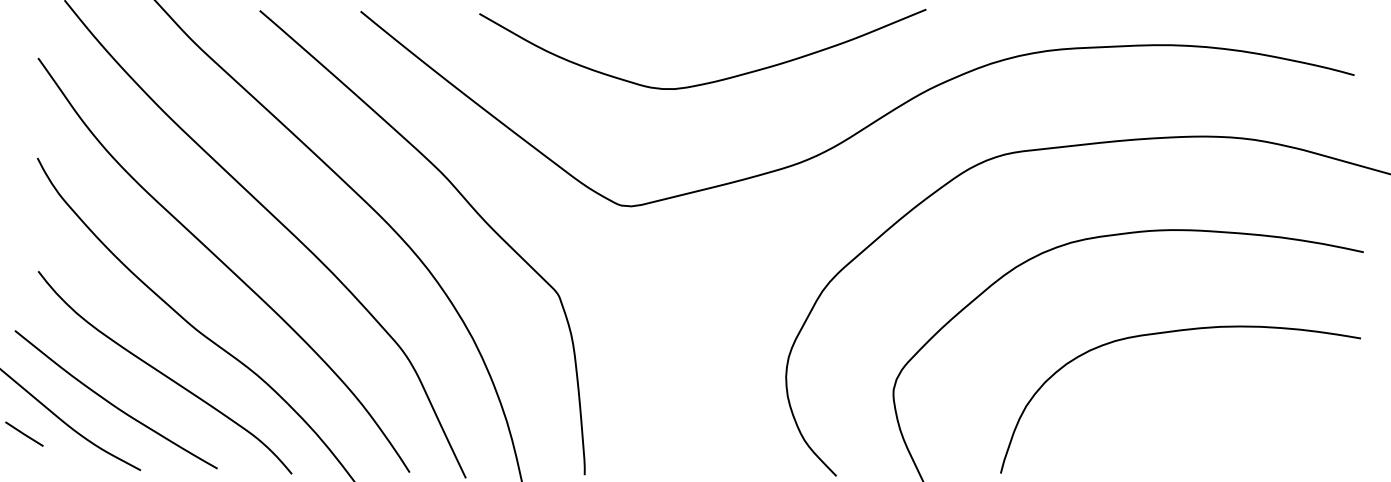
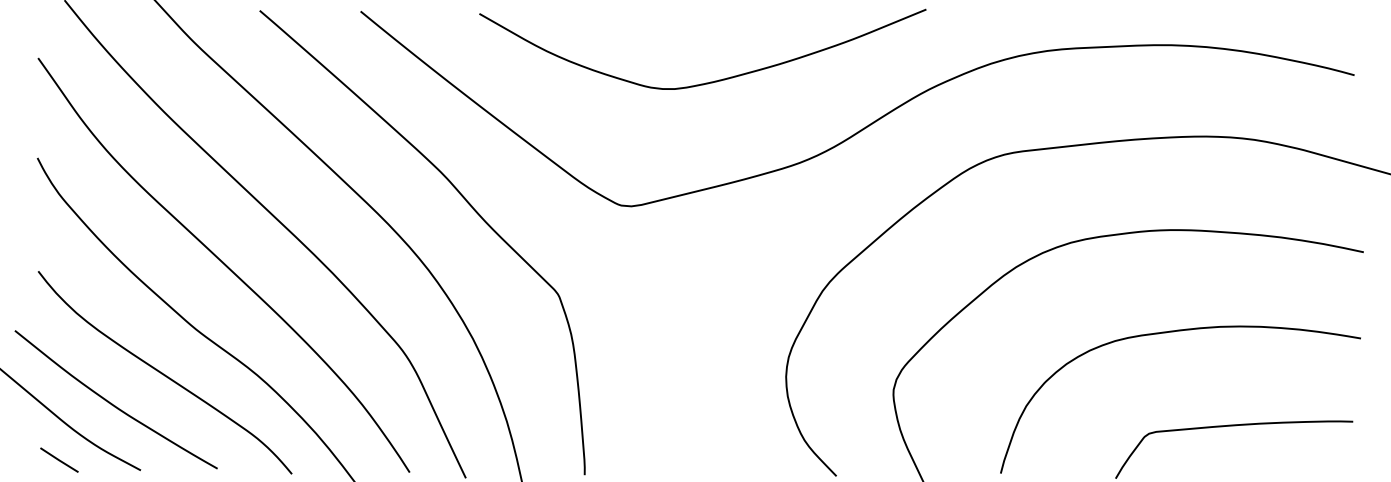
curve: none -> present (1234, 426)
line position: (24, 433) -> (59, 459) (59, 459)
